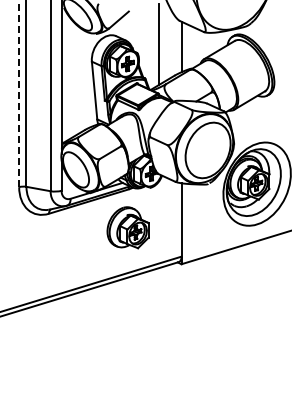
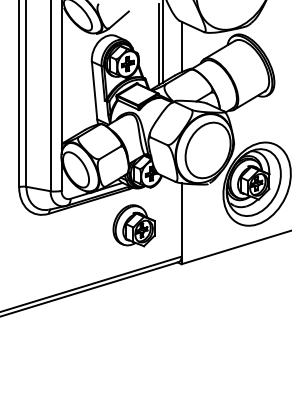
line: none -> present (162, 42)
line: dashed -> solid (19, 93)
part position: (127, 227) -> (133, 225) (133, 225)
